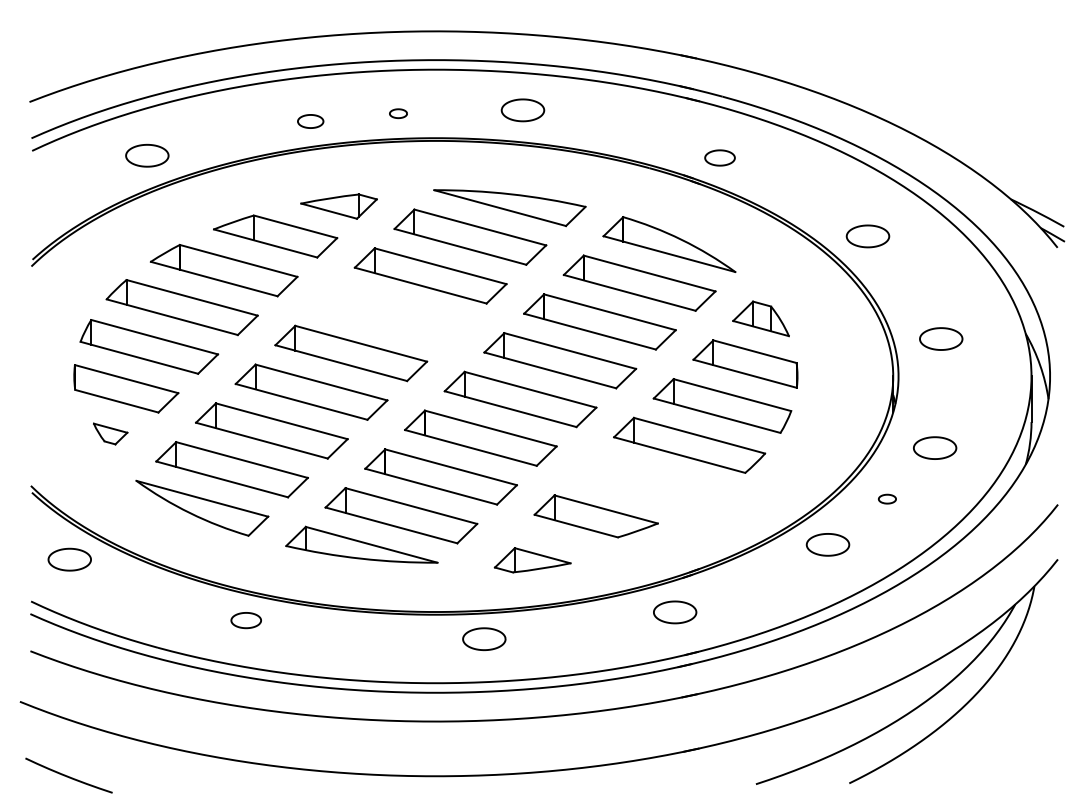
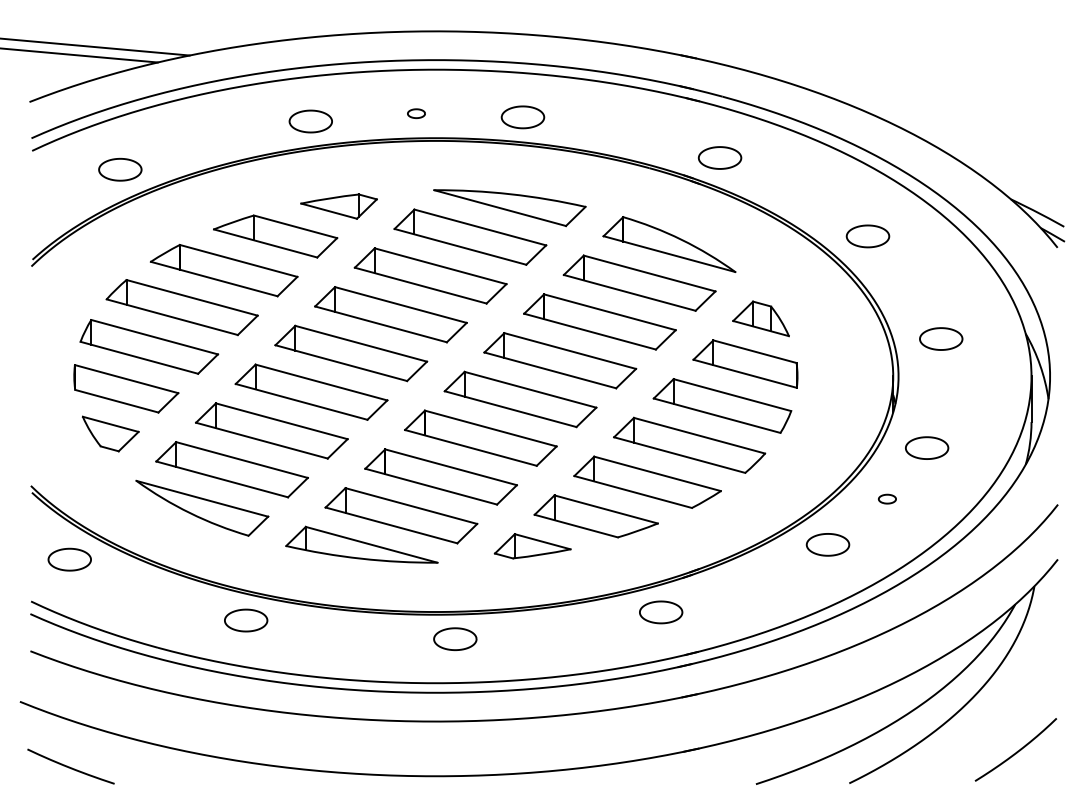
line: none -> present (95, 46)
line: none -> present (79, 55)
part position: (522, 110) -> (522, 117) (522, 117)
part position: (398, 113) -> (416, 113) (416, 113)
part size: 28x15 px -> 45x25 px (310, 121)
part position: (147, 155) -> (120, 169) (120, 169)
part size: 32x18 px -> 46x24 px (719, 157)
part: none -> present (390, 314)
part size: 36x24 px -> 59x38 px (110, 433)
part position: (935, 447) -> (927, 447) (927, 447)
part: none -> present (647, 481)
part position: (532, 560) -> (532, 546) (532, 546)
part position: (675, 612) -> (661, 612) (661, 612)
part size: 32x18 px -> 45x25 px (246, 620)
part position: (484, 638) -> (455, 638) (455, 638)
curve: none -> present (1017, 750)
curve position: (67, 775) -> (69, 766) (69, 766)
